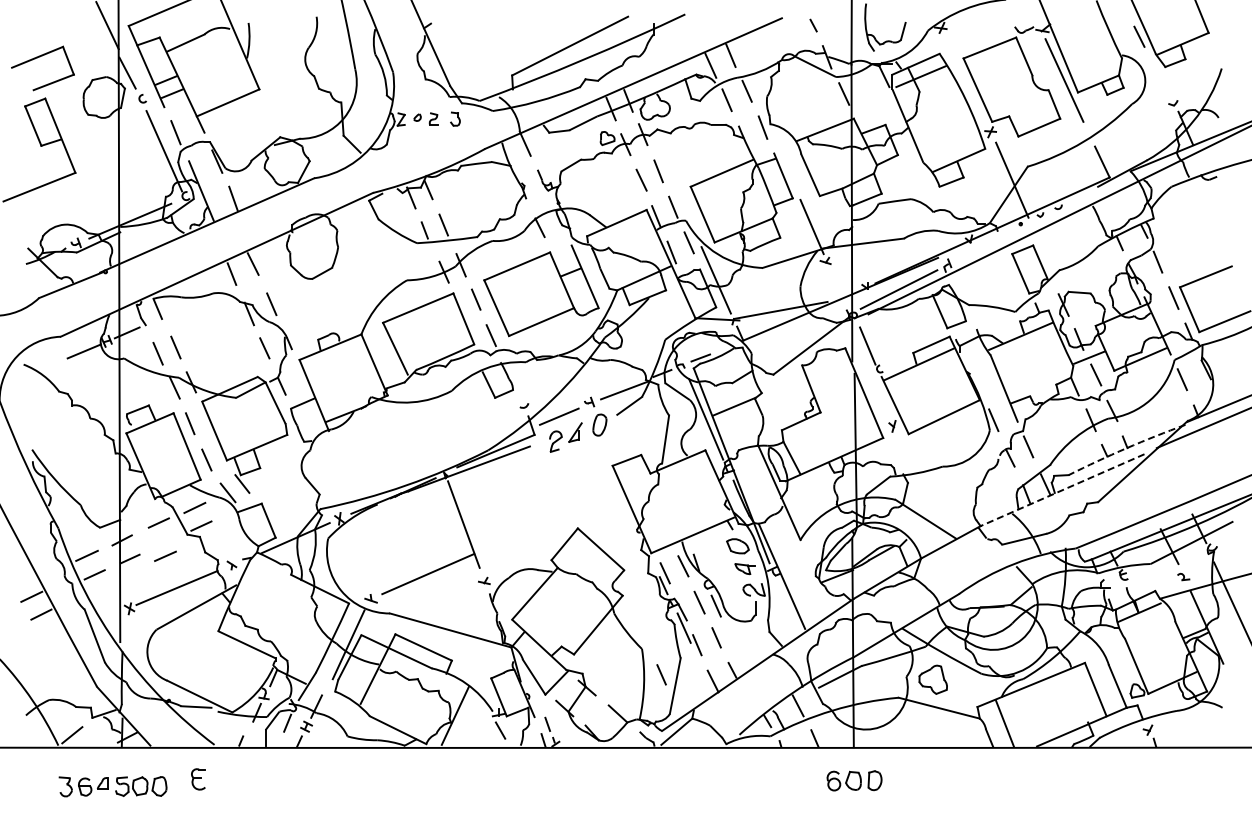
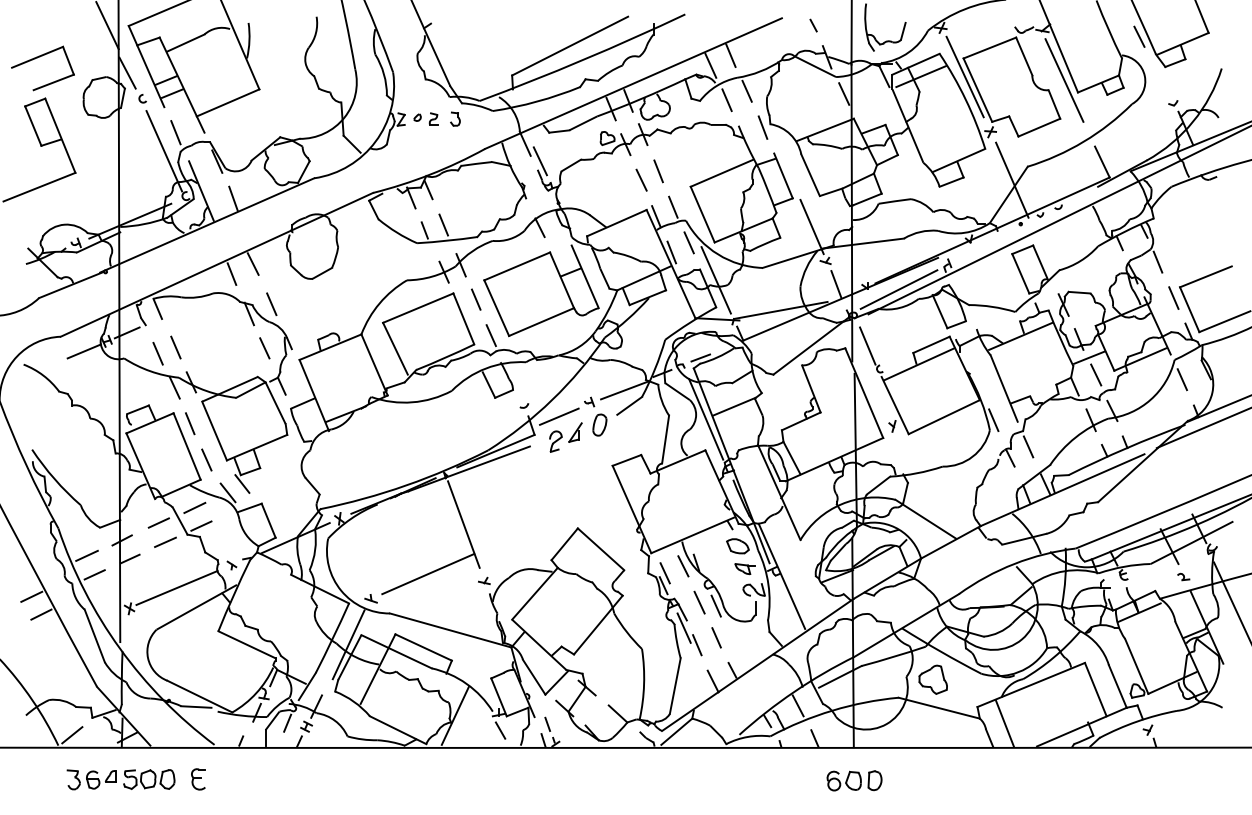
line: none -> present (964, 76)
line: none -> present (539, 161)
line: none -> present (836, 284)
arc: dashed -> solid (1126, 448)
line: dashed -> solid (1062, 490)
line position: (165, 555) -> (165, 541) (165, 541)
line: present -> none (661, 674)
part position: (112, 786) -> (120, 779) (120, 779)
